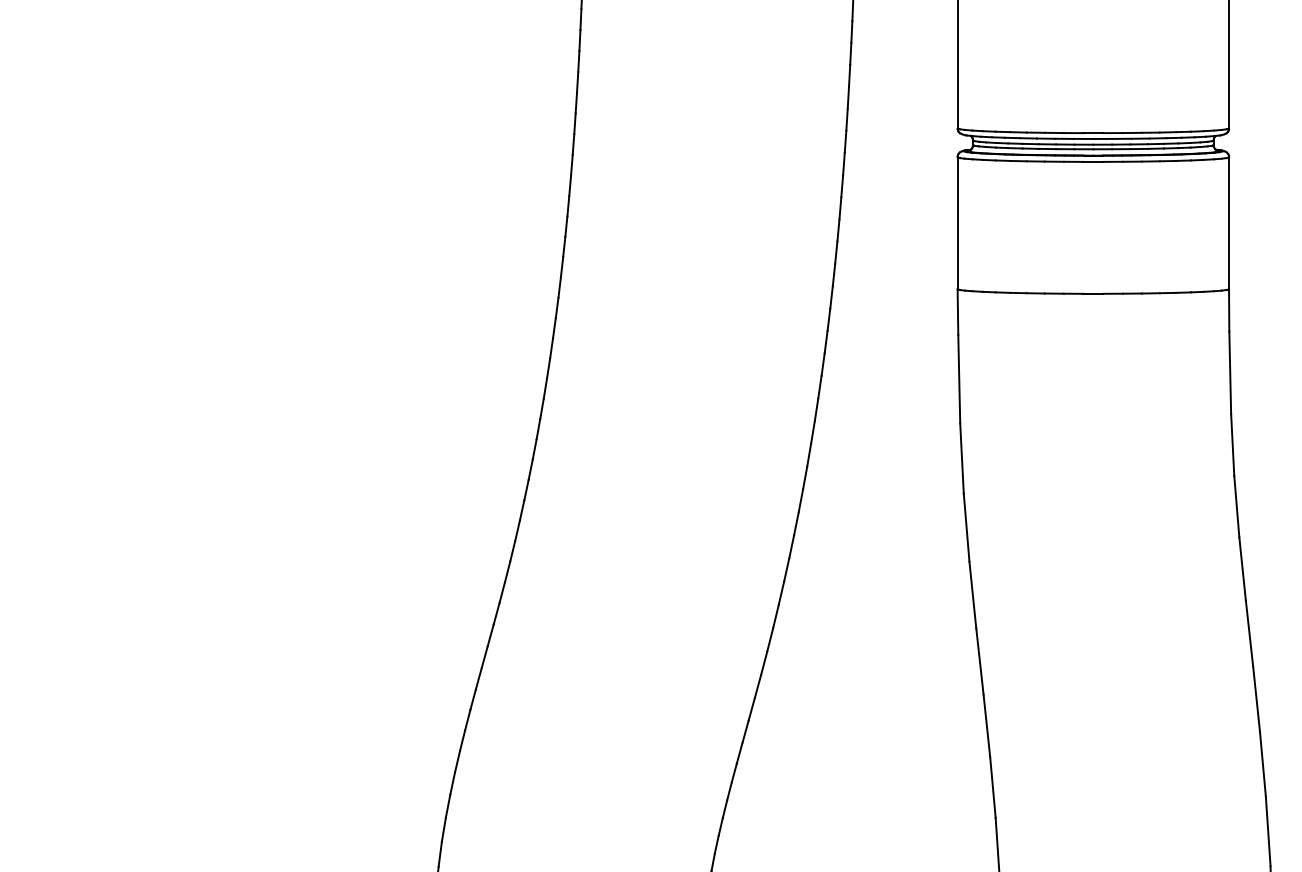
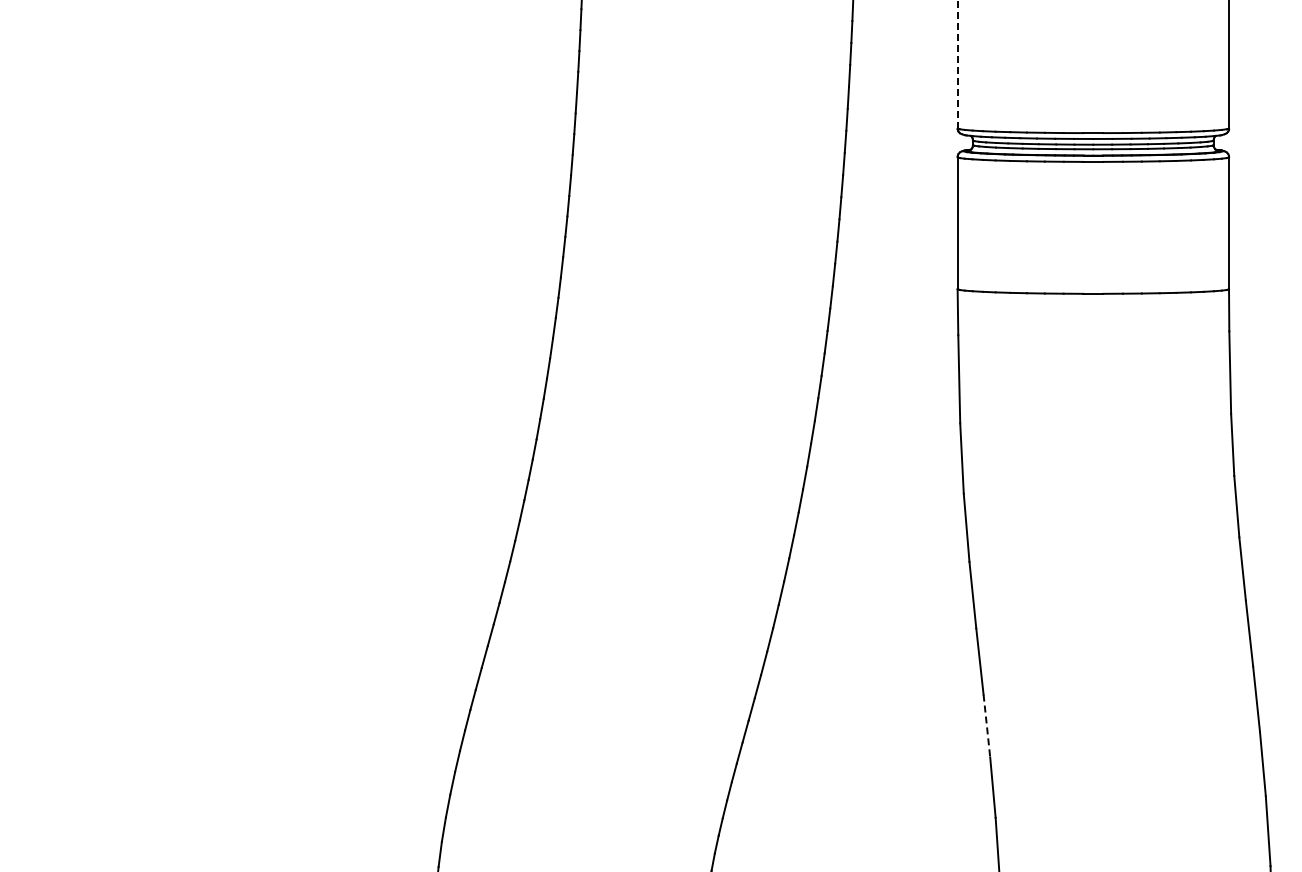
line: solid -> dashed (957, 64)
line: solid -> dashed (986, 726)
